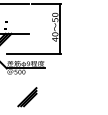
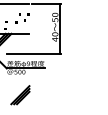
part size: 9x7 px -> 15x11 px (22, 18)
part position: (27, 97) -> (20, 95) (20, 95)
